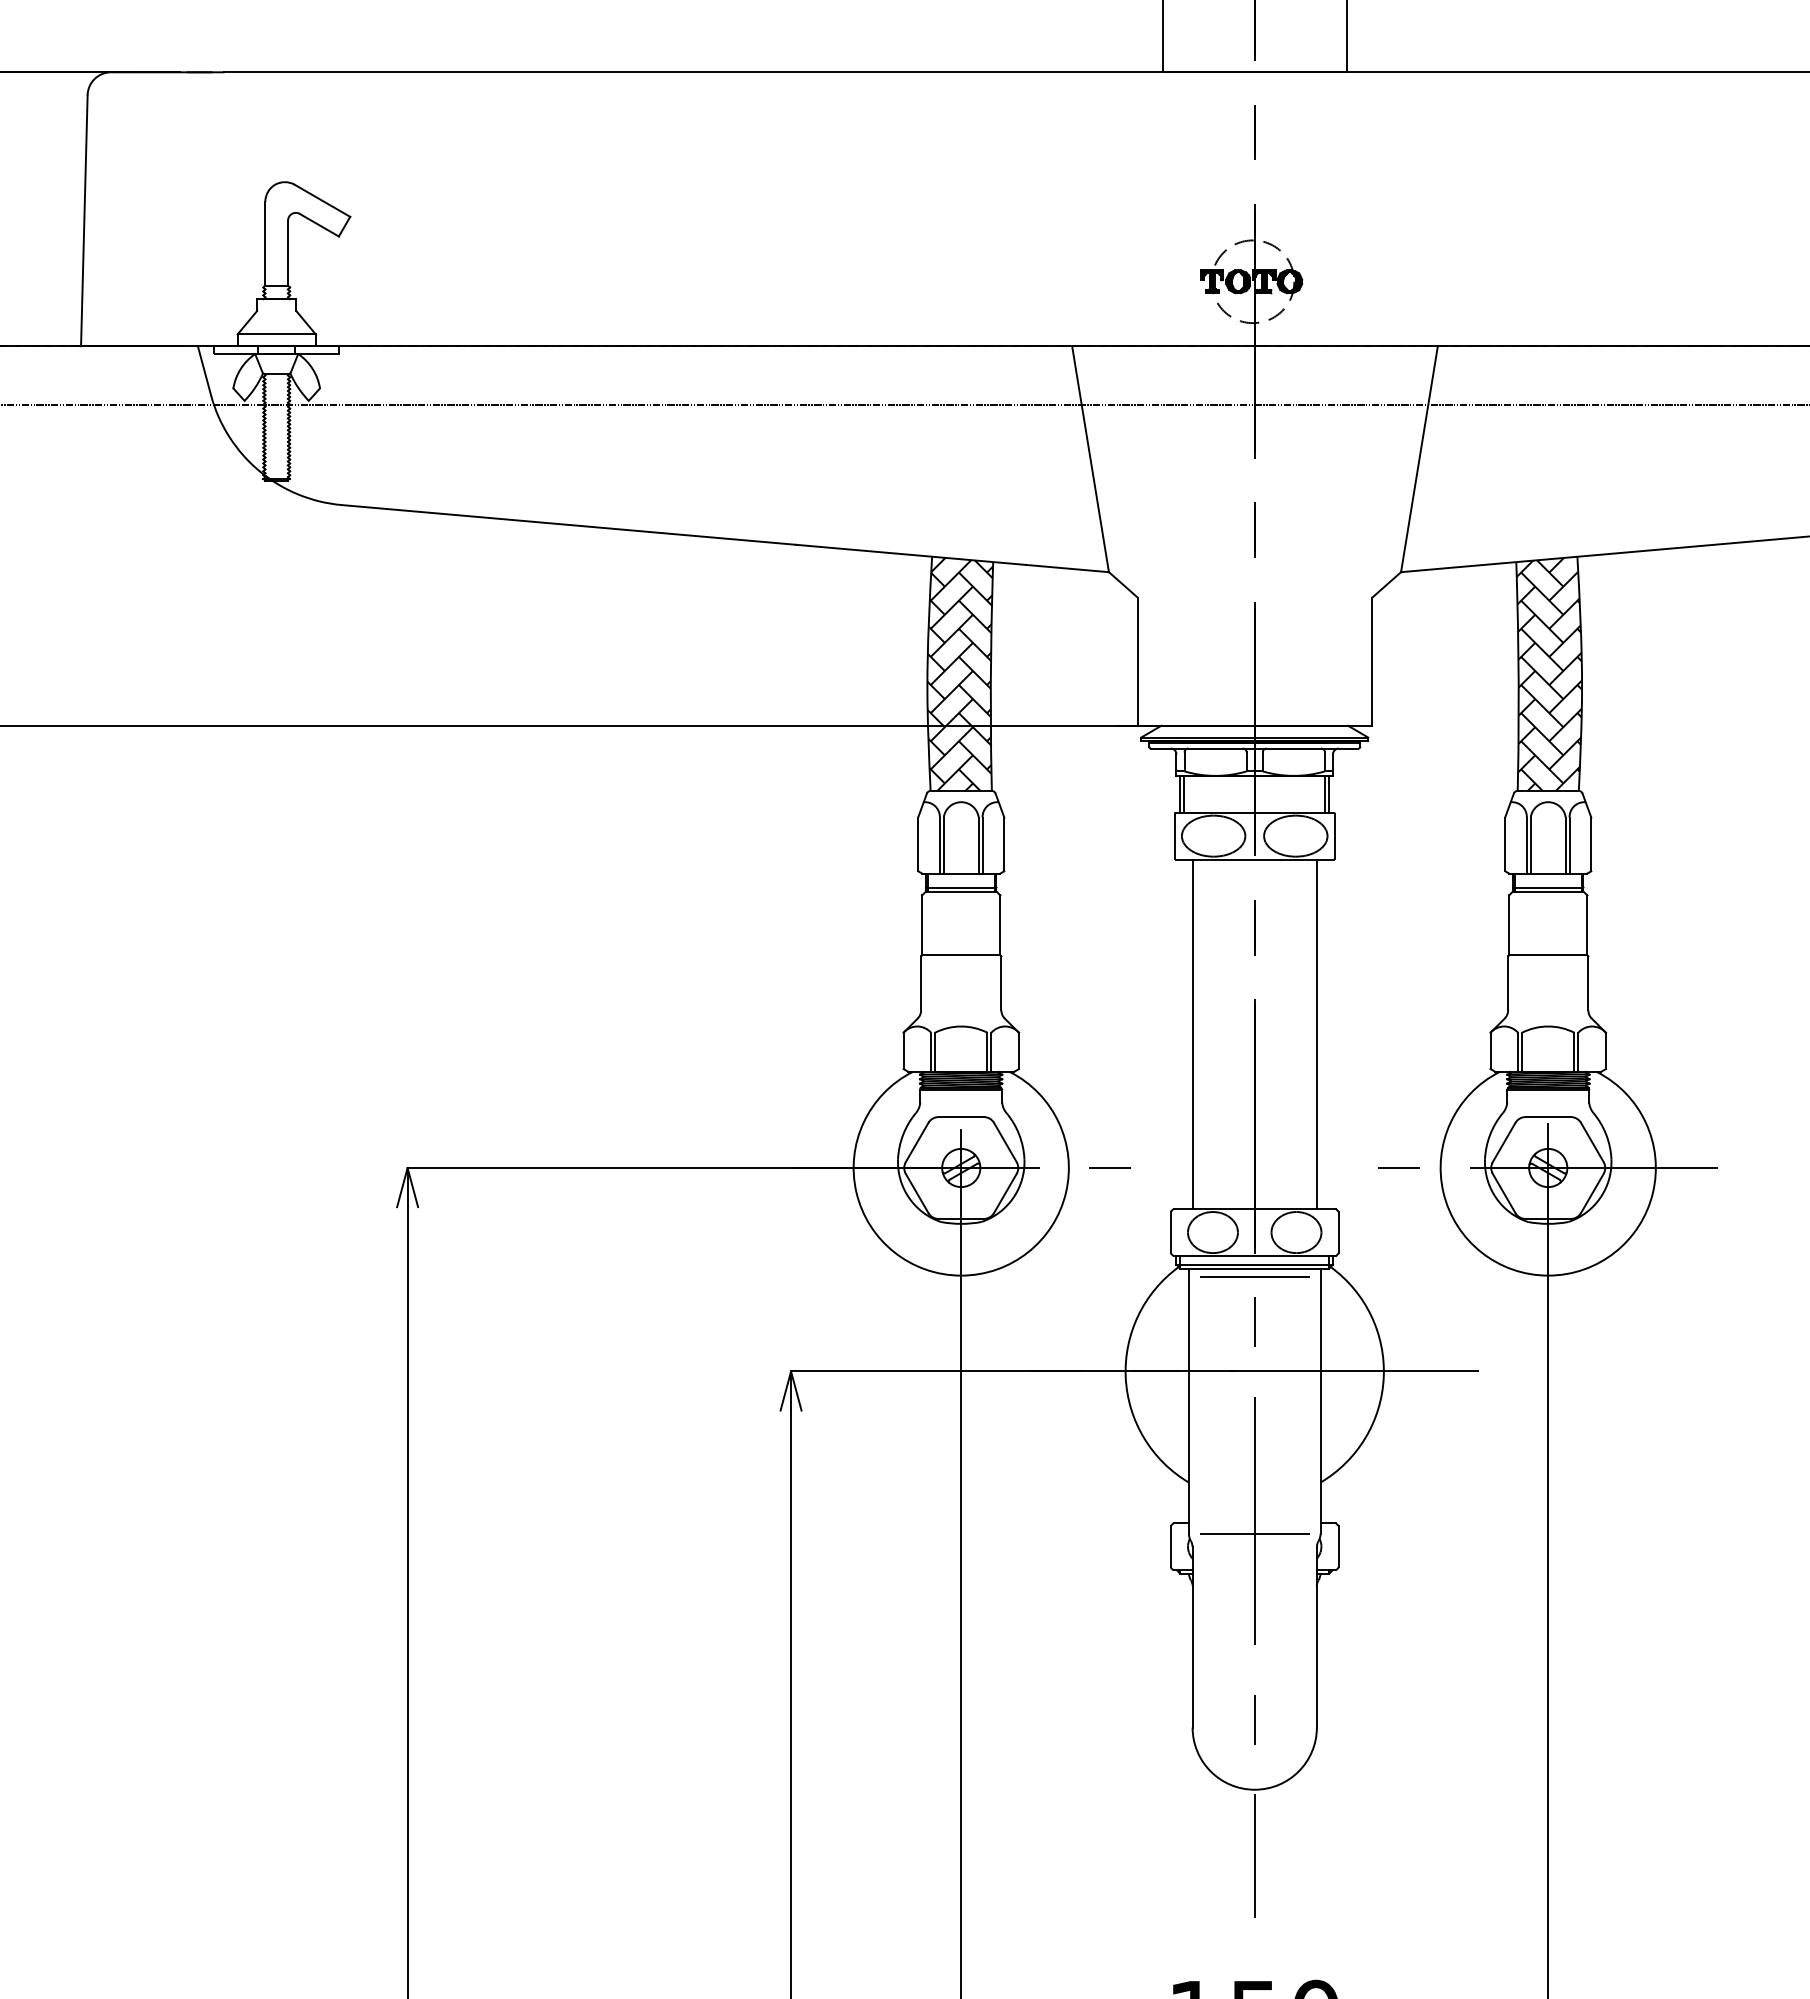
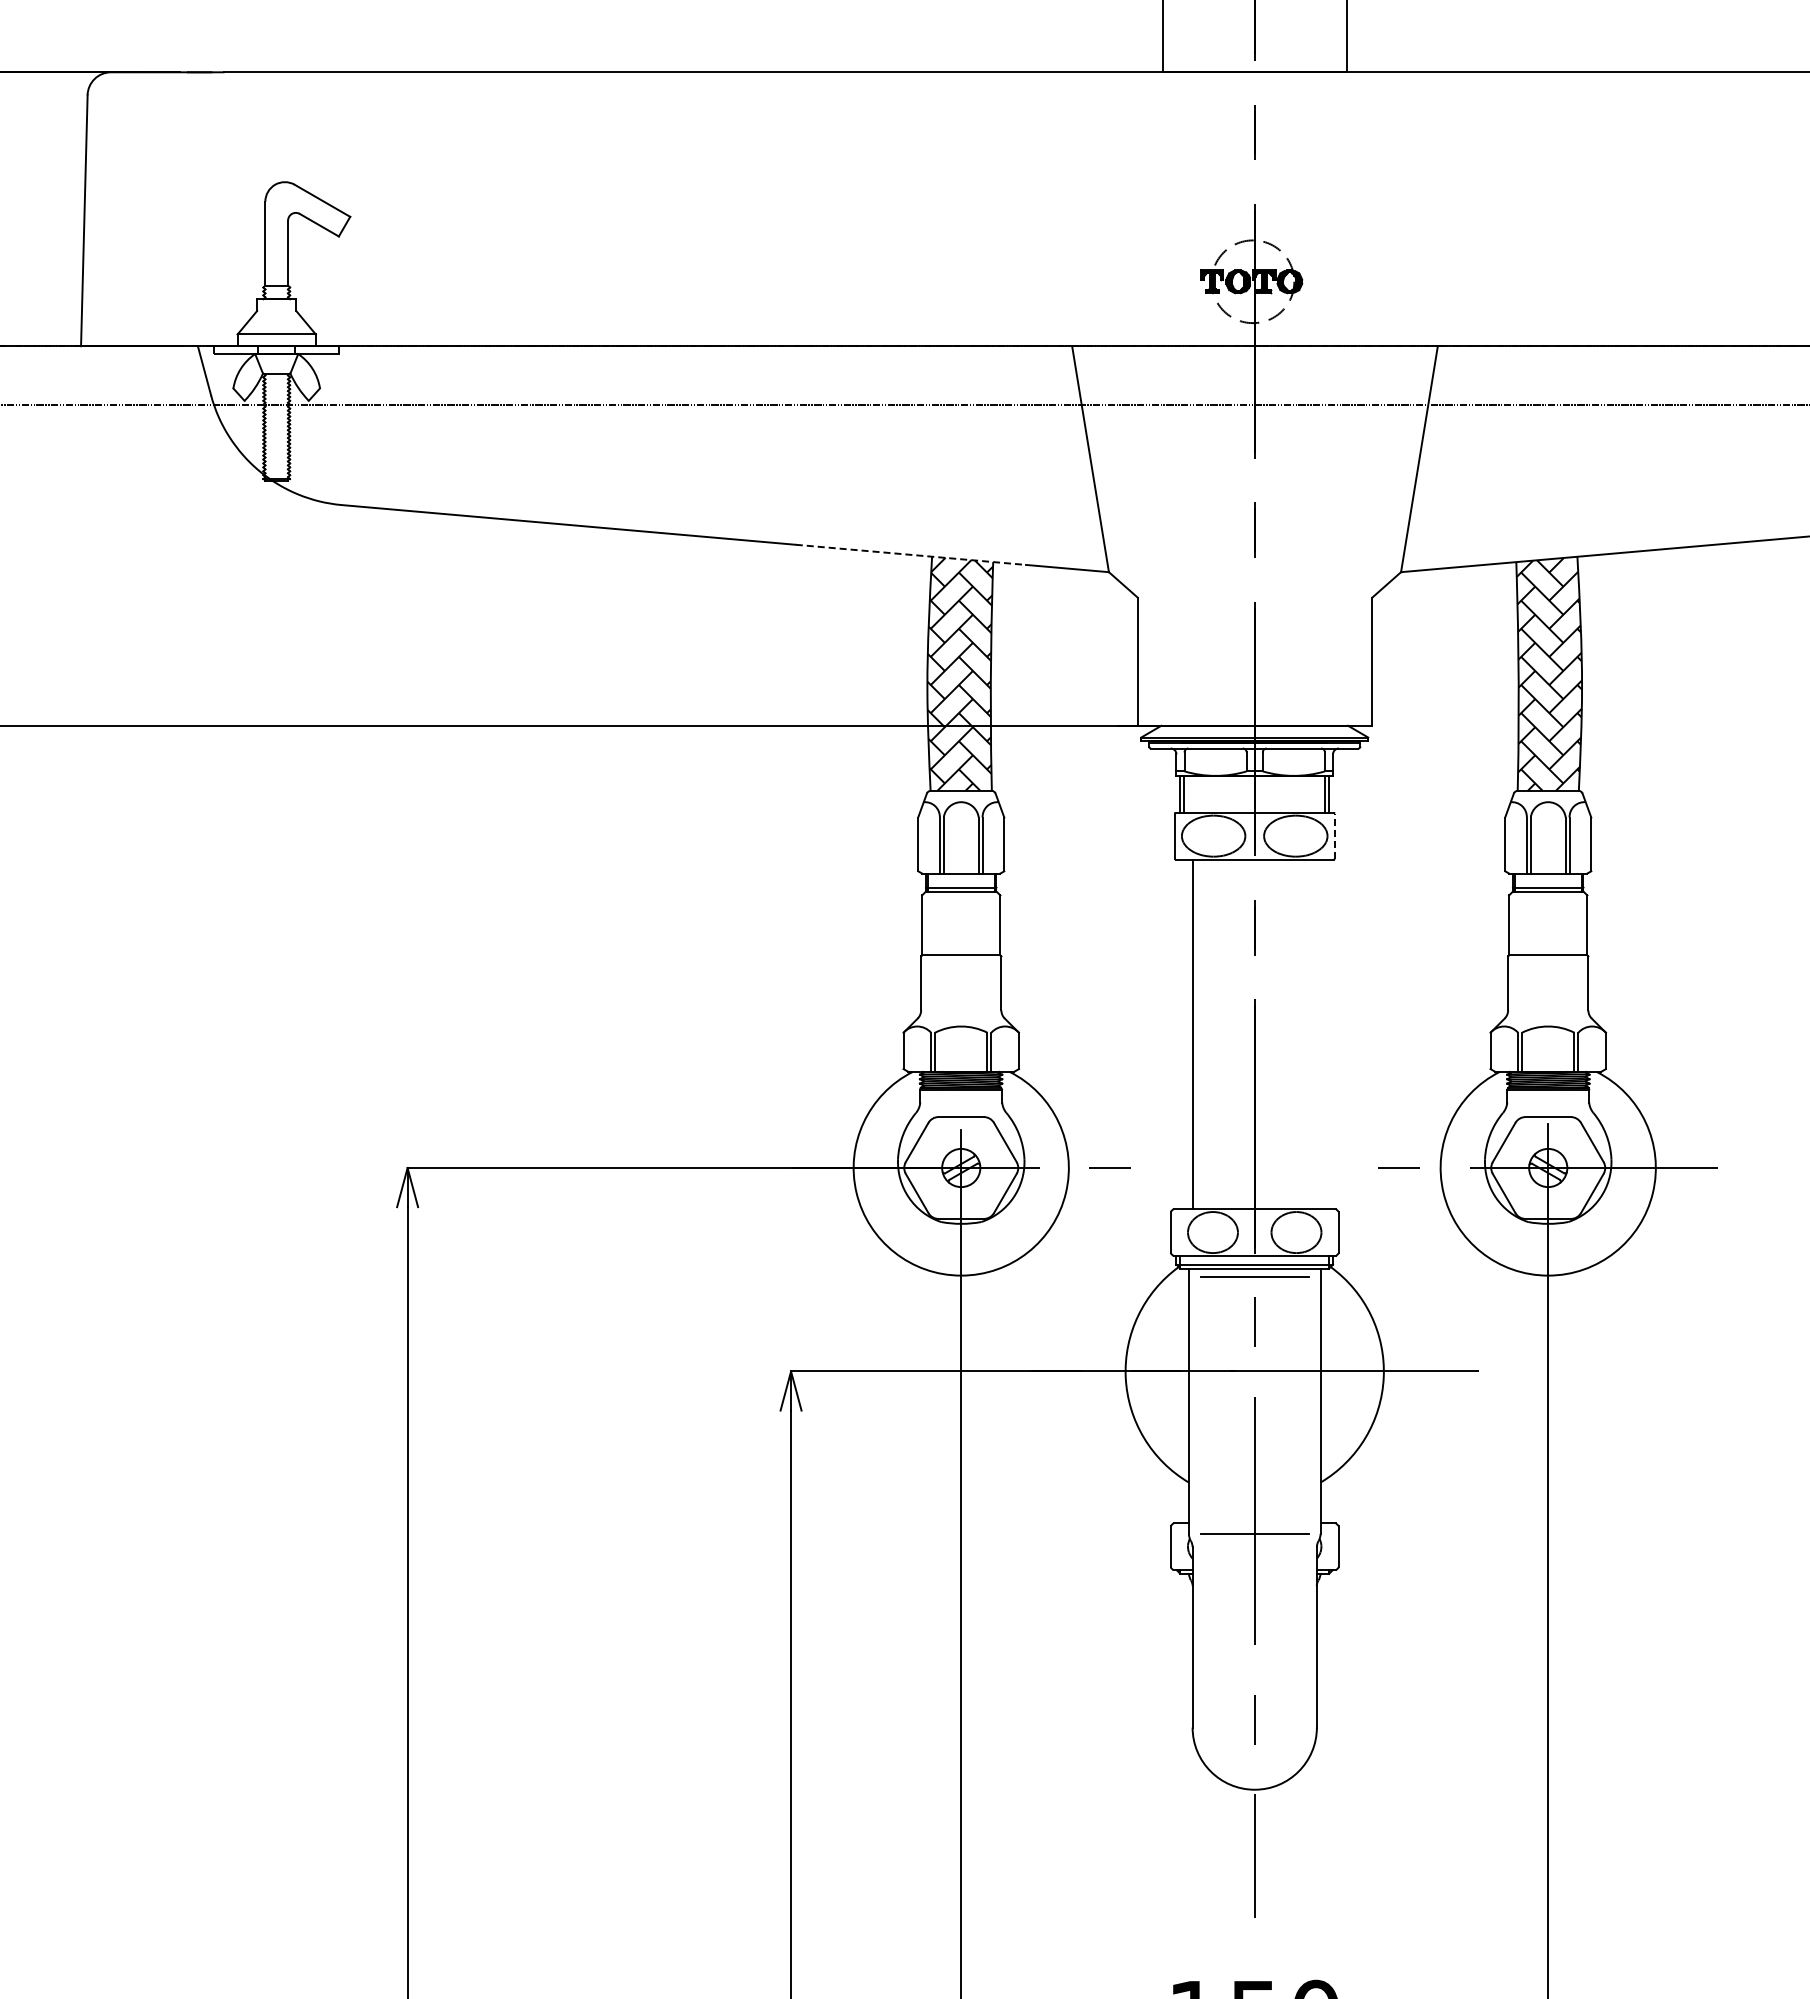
line: solid -> dashed (910, 554)
line: solid -> dashed (1334, 836)
line: present -> none (1316, 1034)
